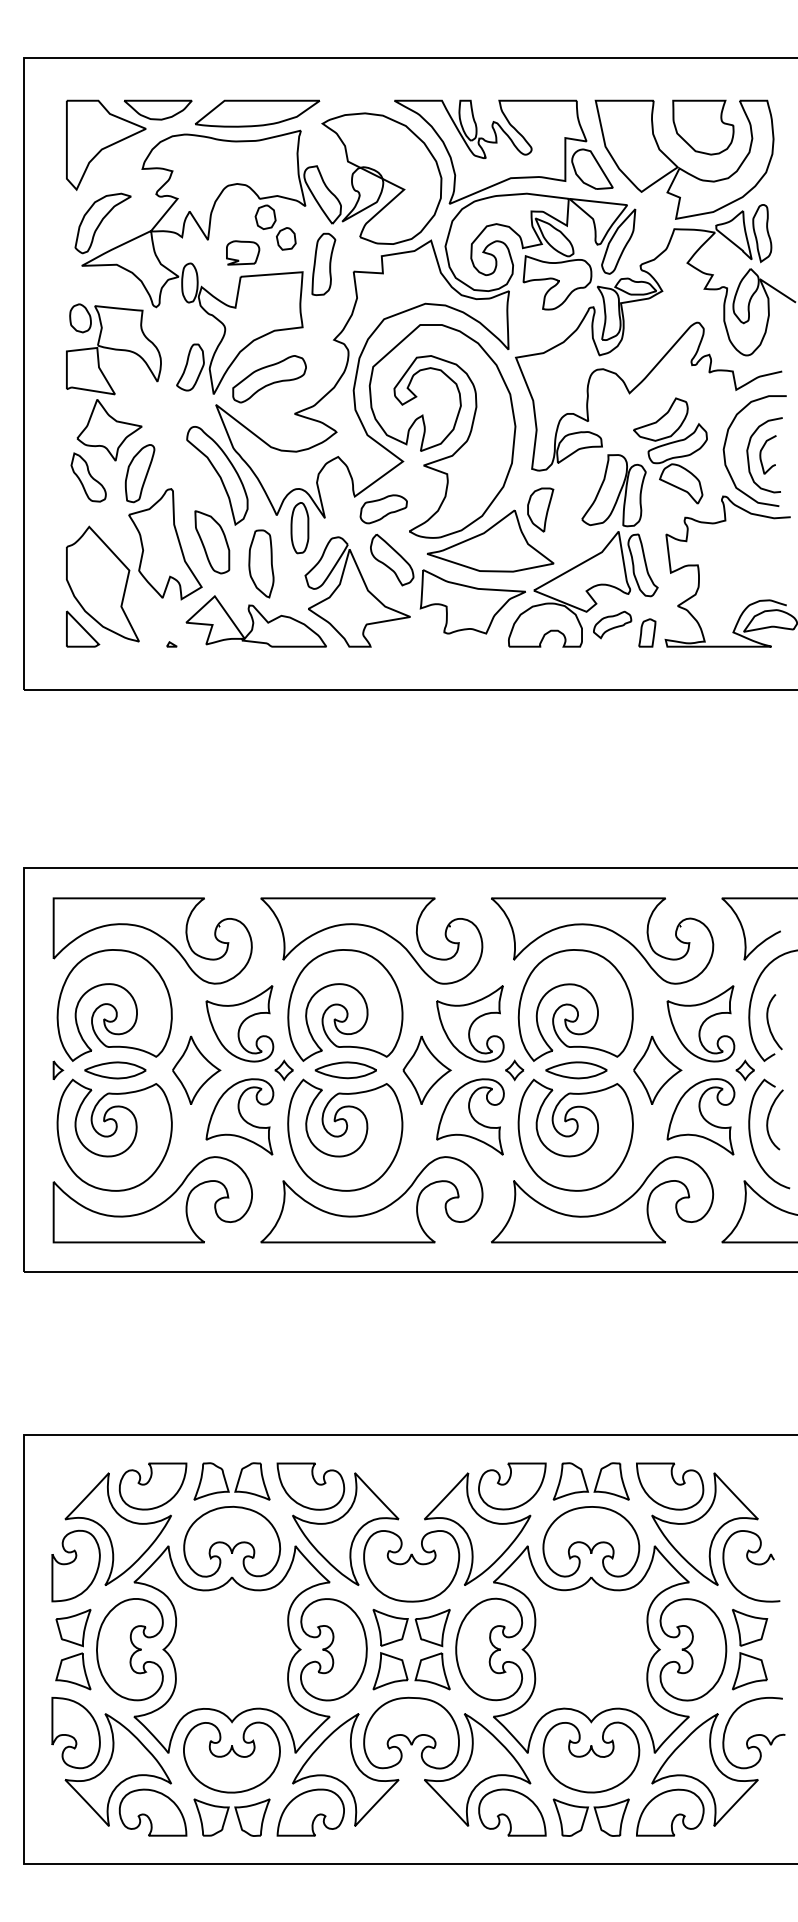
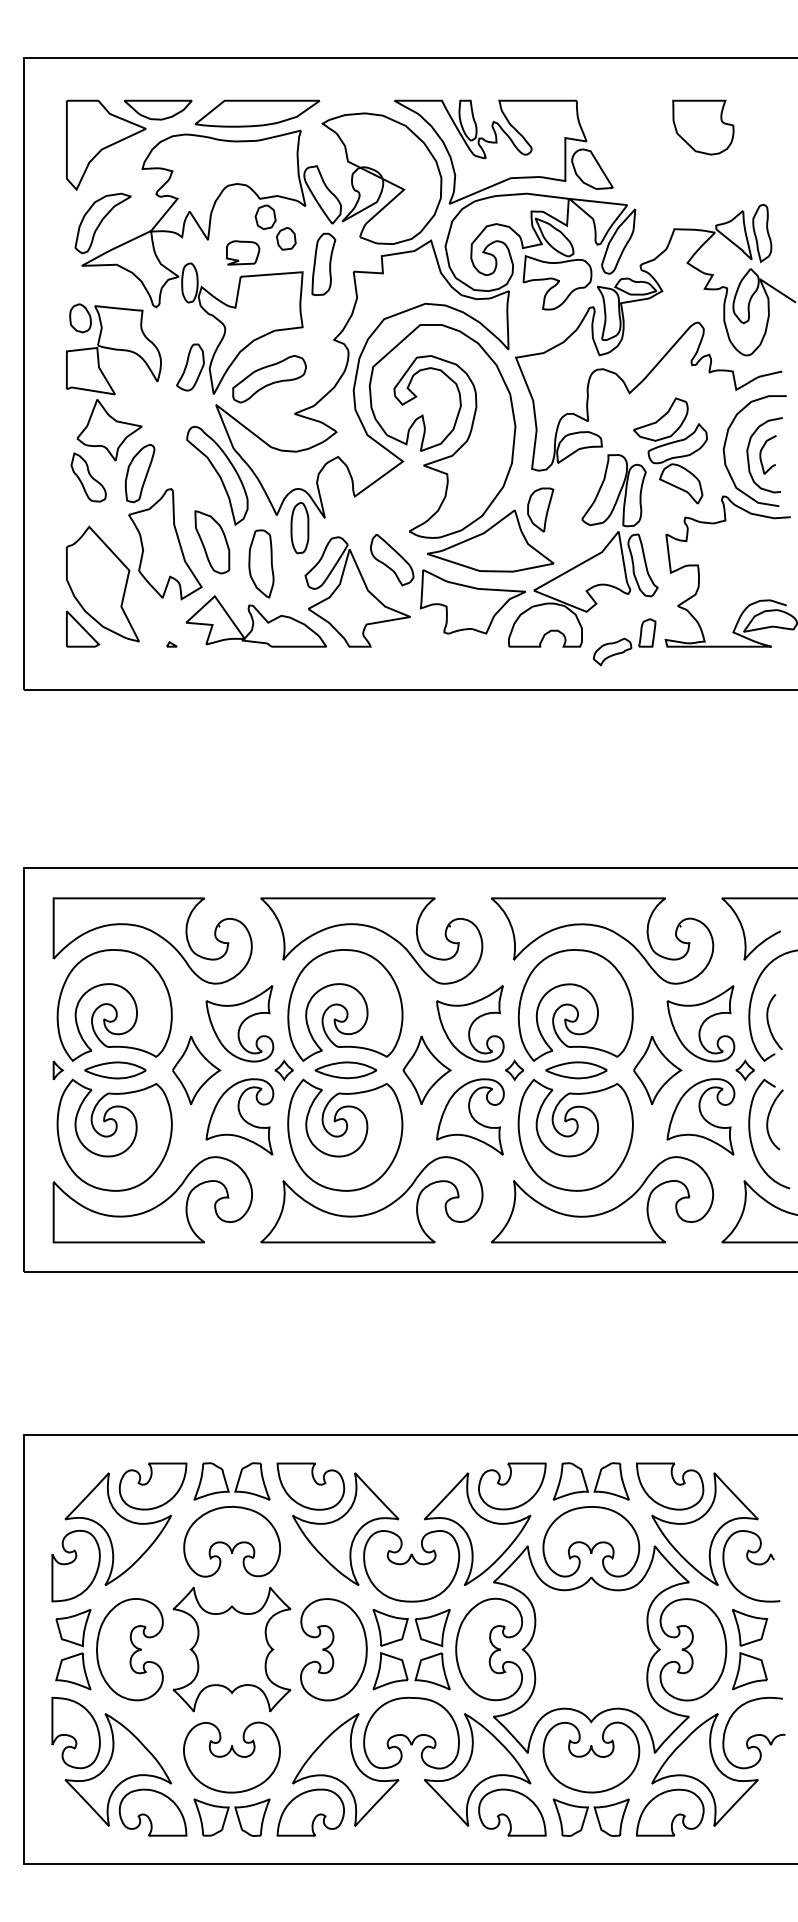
part: present -> none (680, 167)
part: present -> none (383, 509)
part position: (612, 624) -> (612, 651) (612, 651)
part size: 198x209 px -> 120x126 px (231, 1649)
